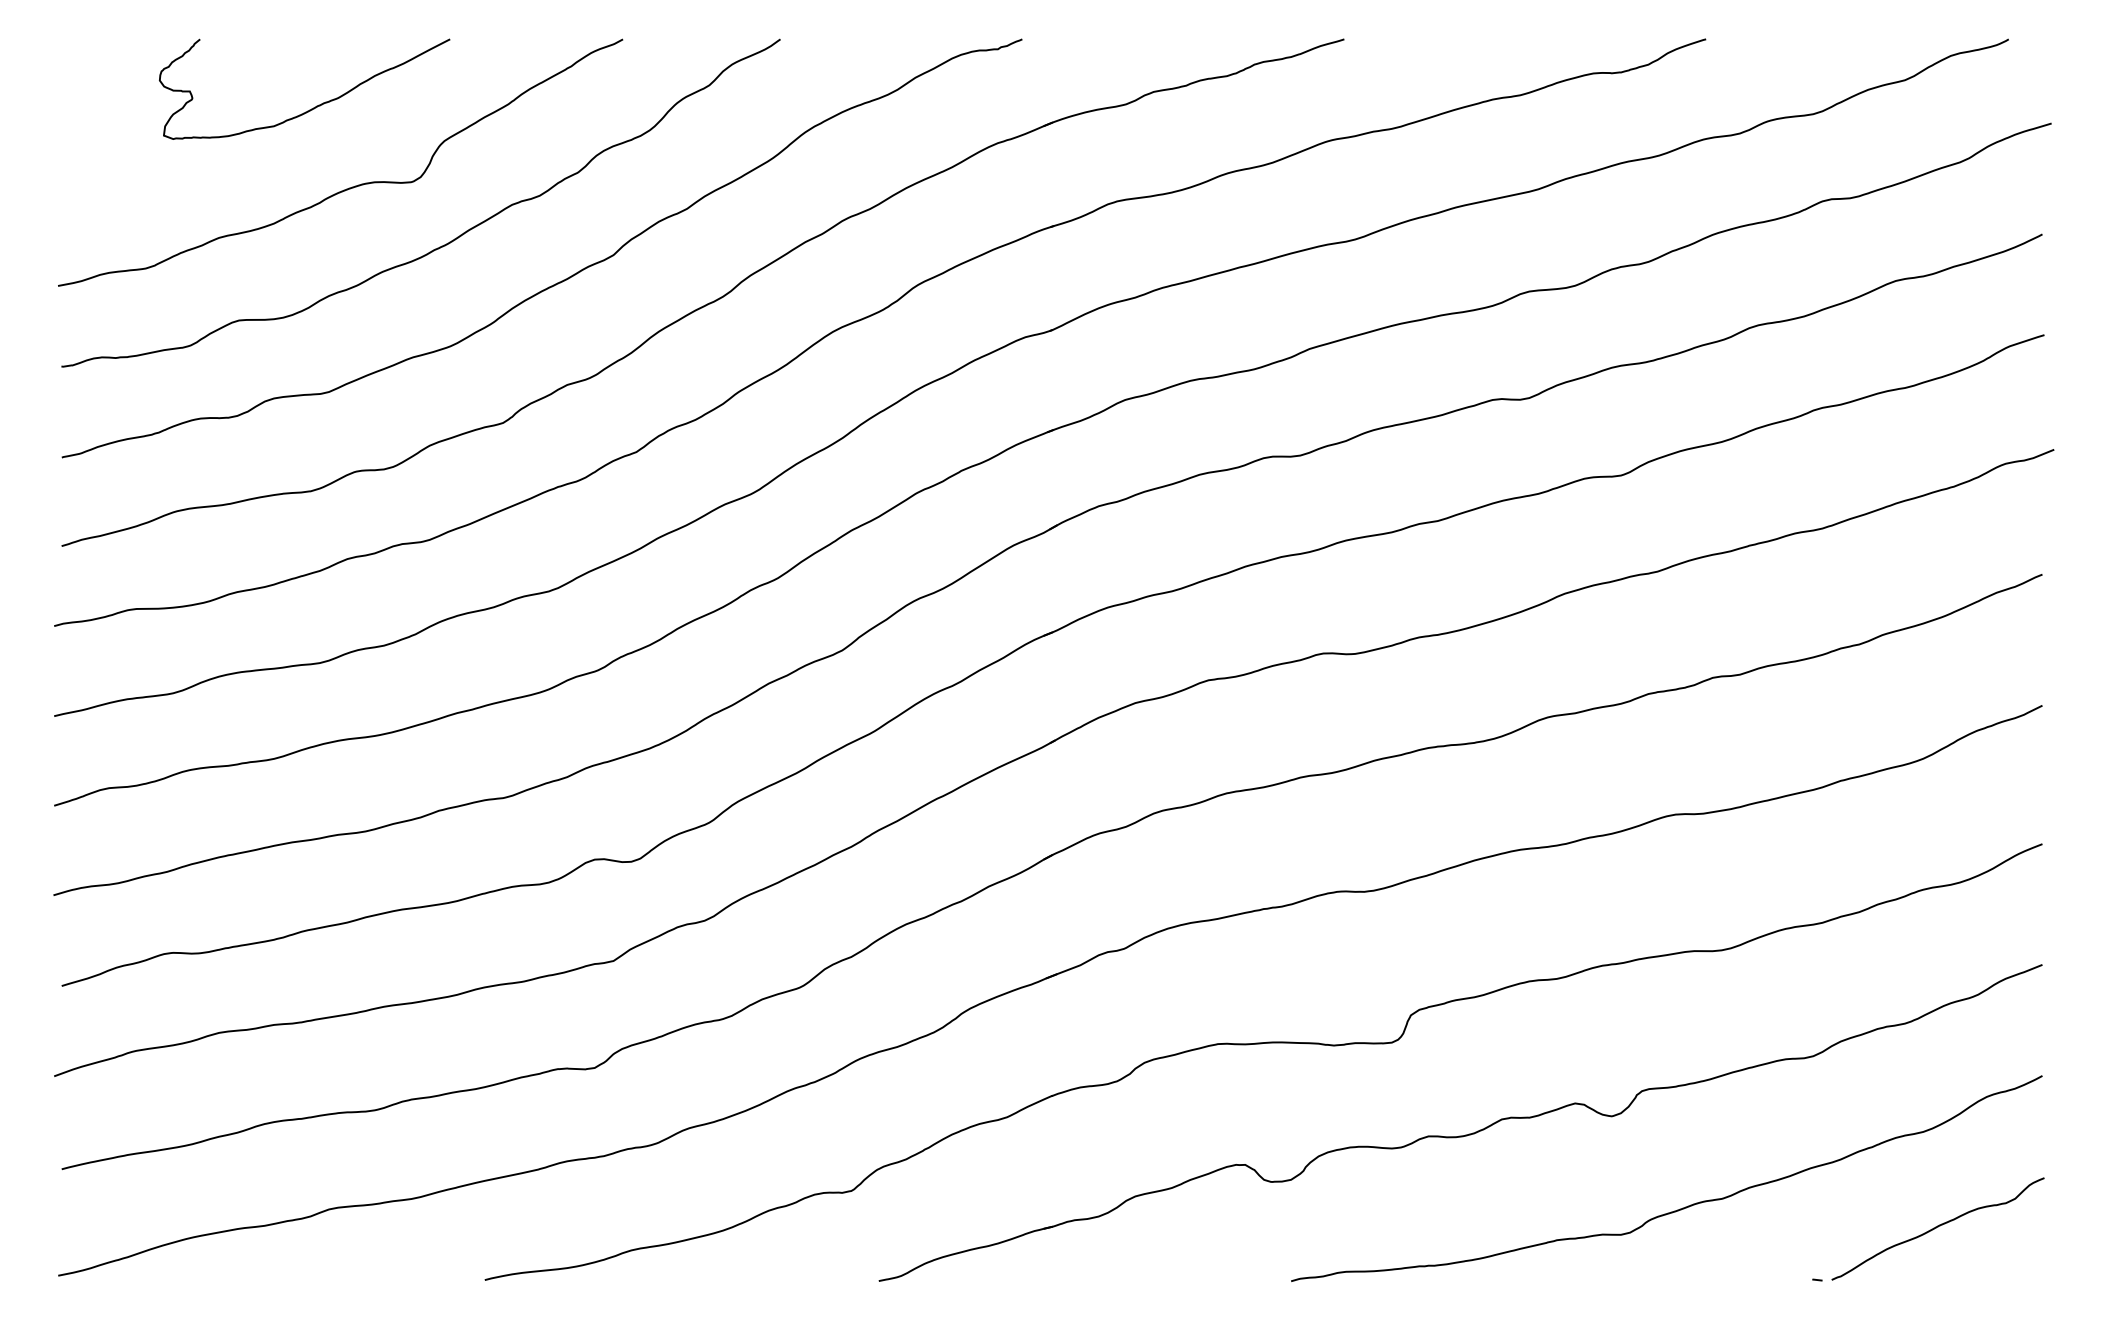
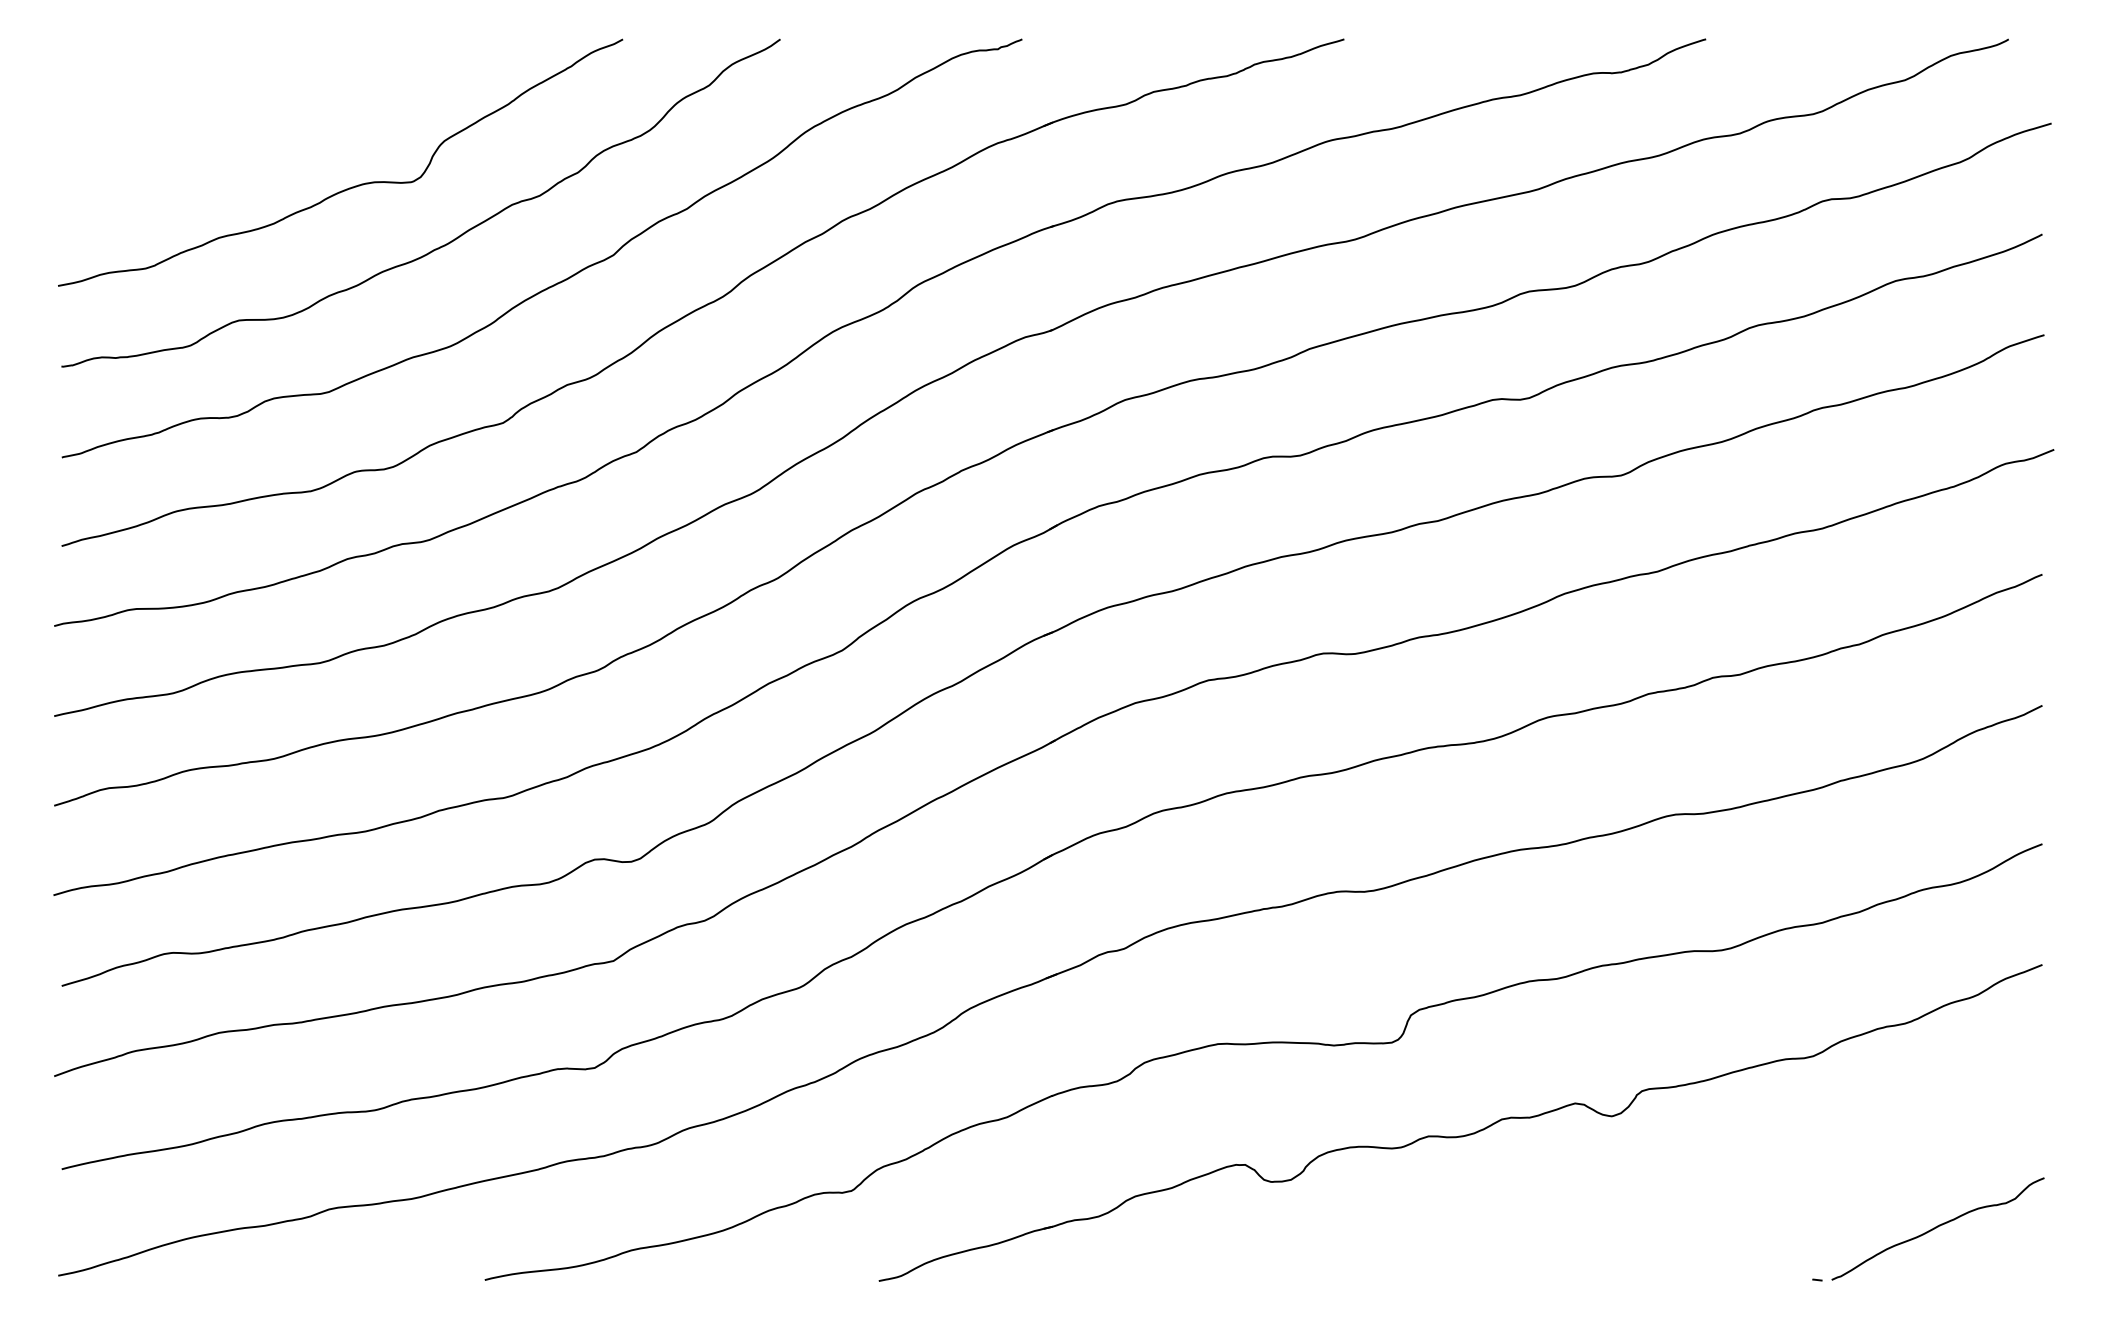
curve: present -> none (316, 105)
curve: present -> none (1677, 1209)
